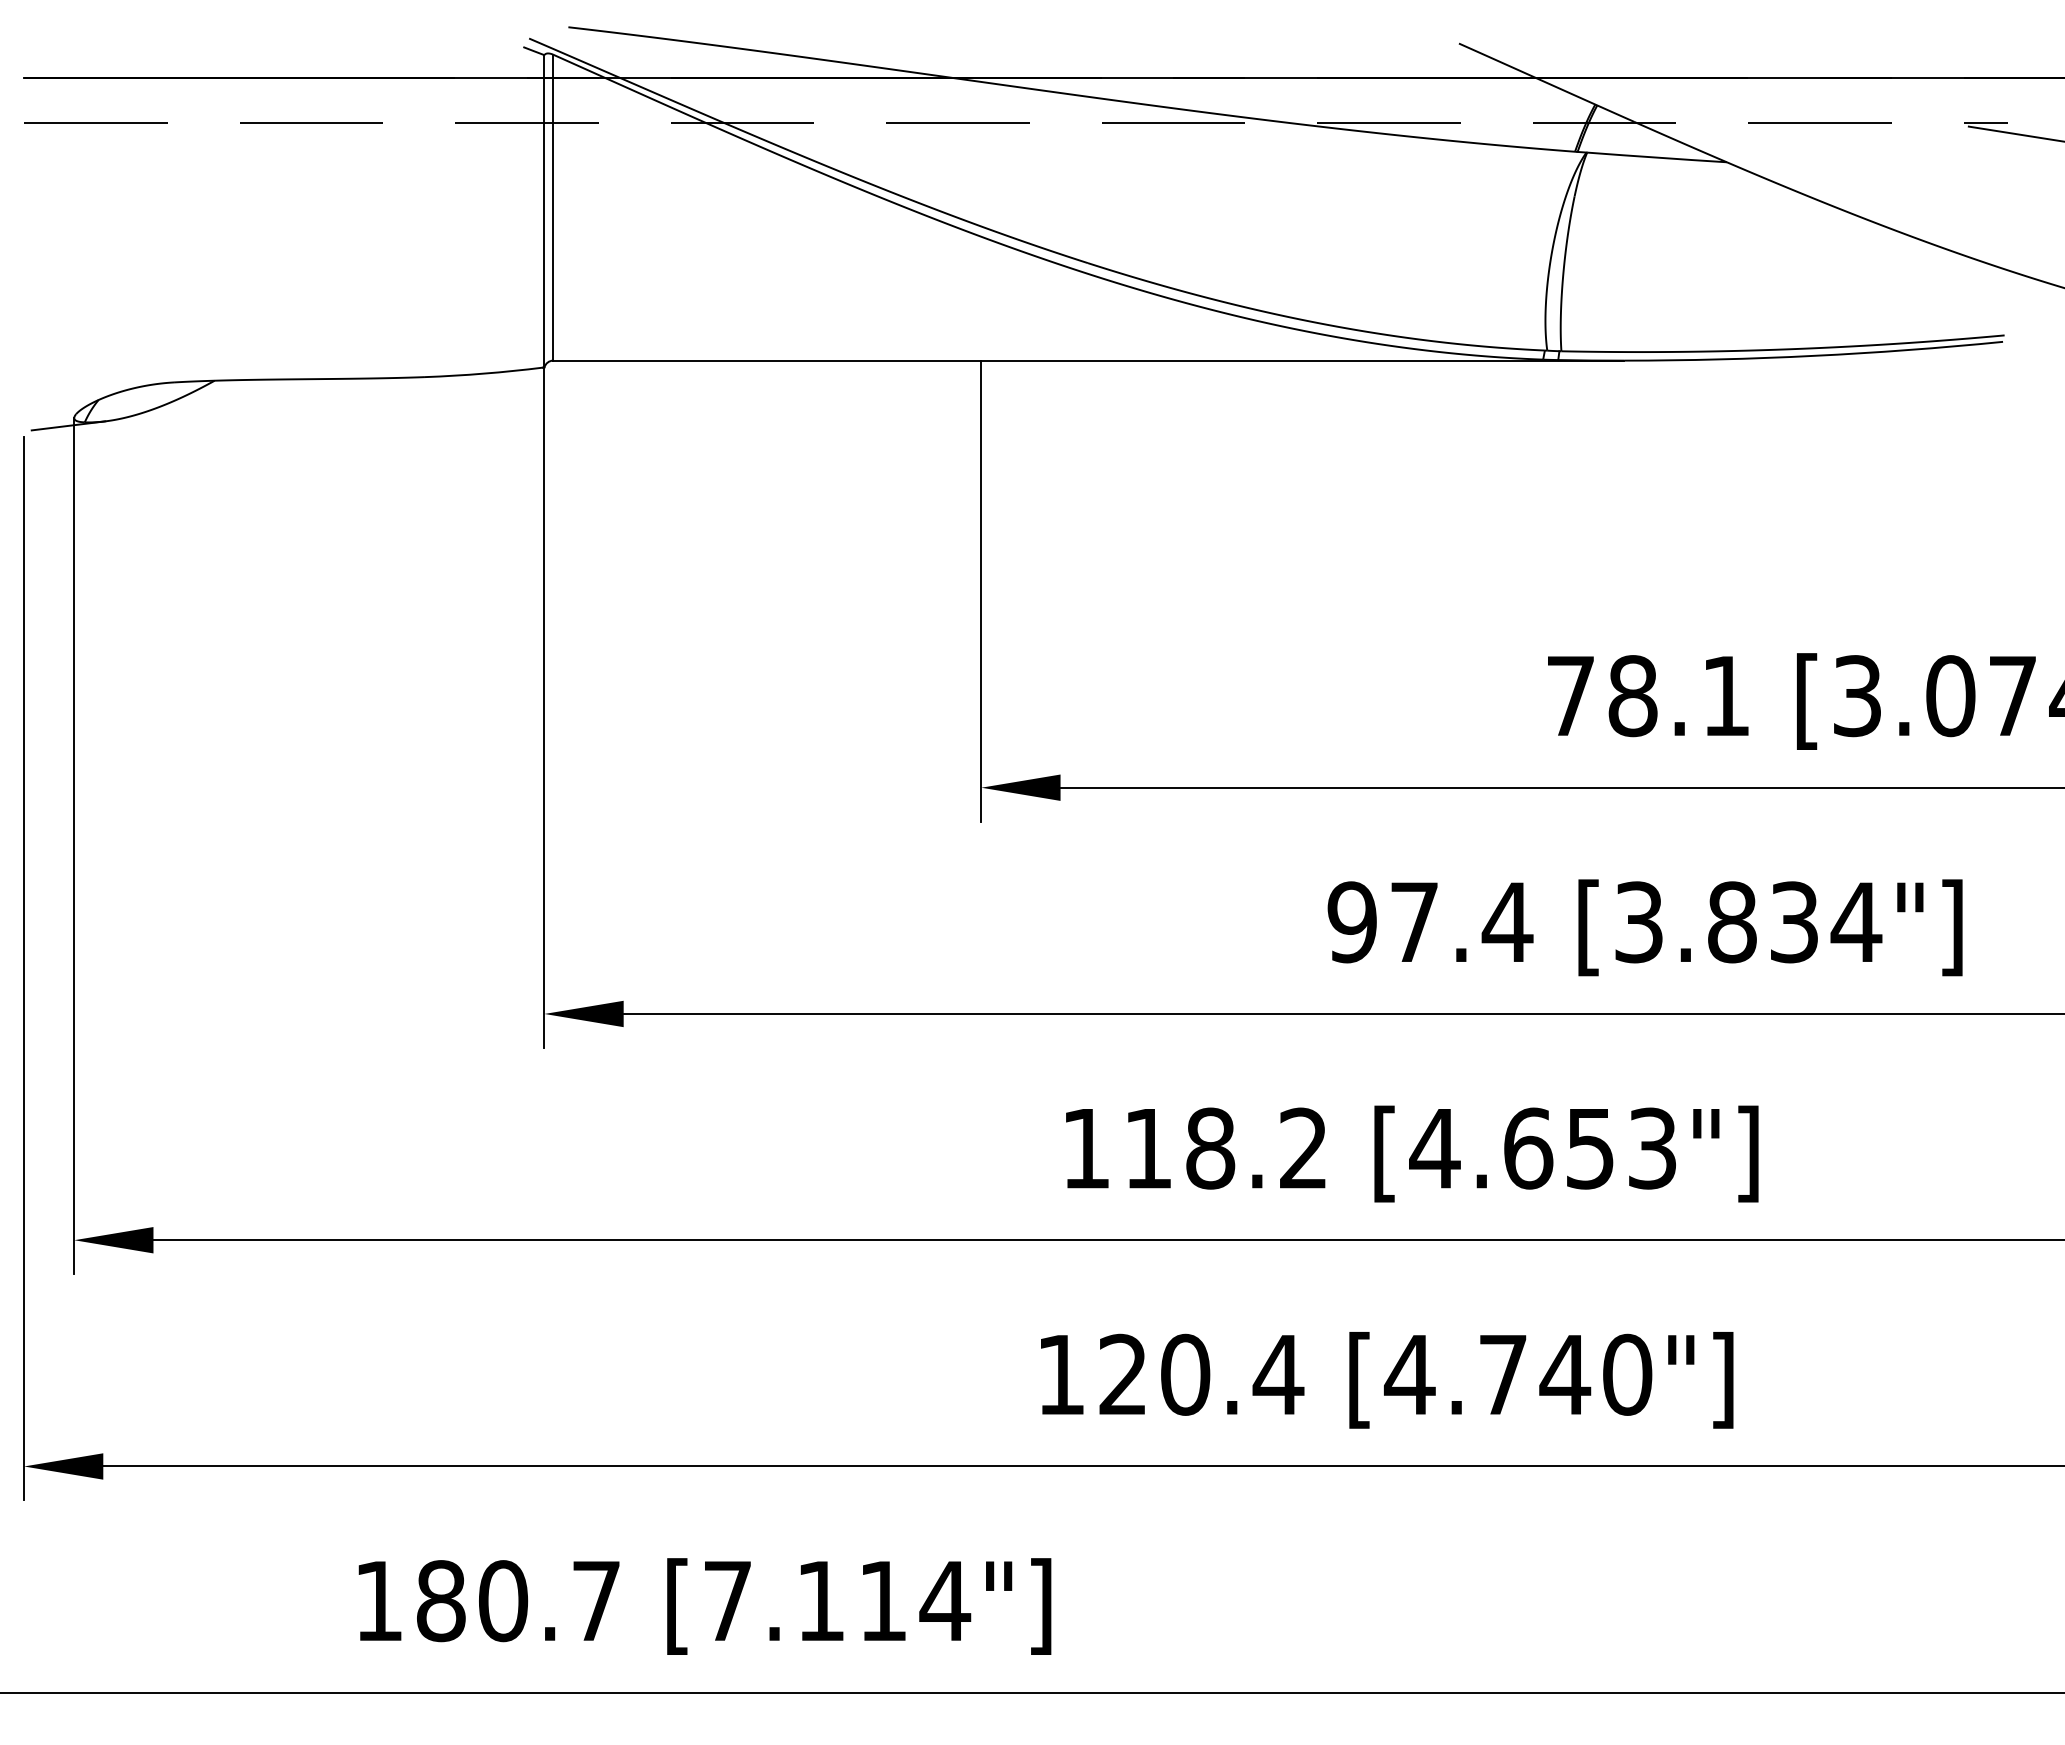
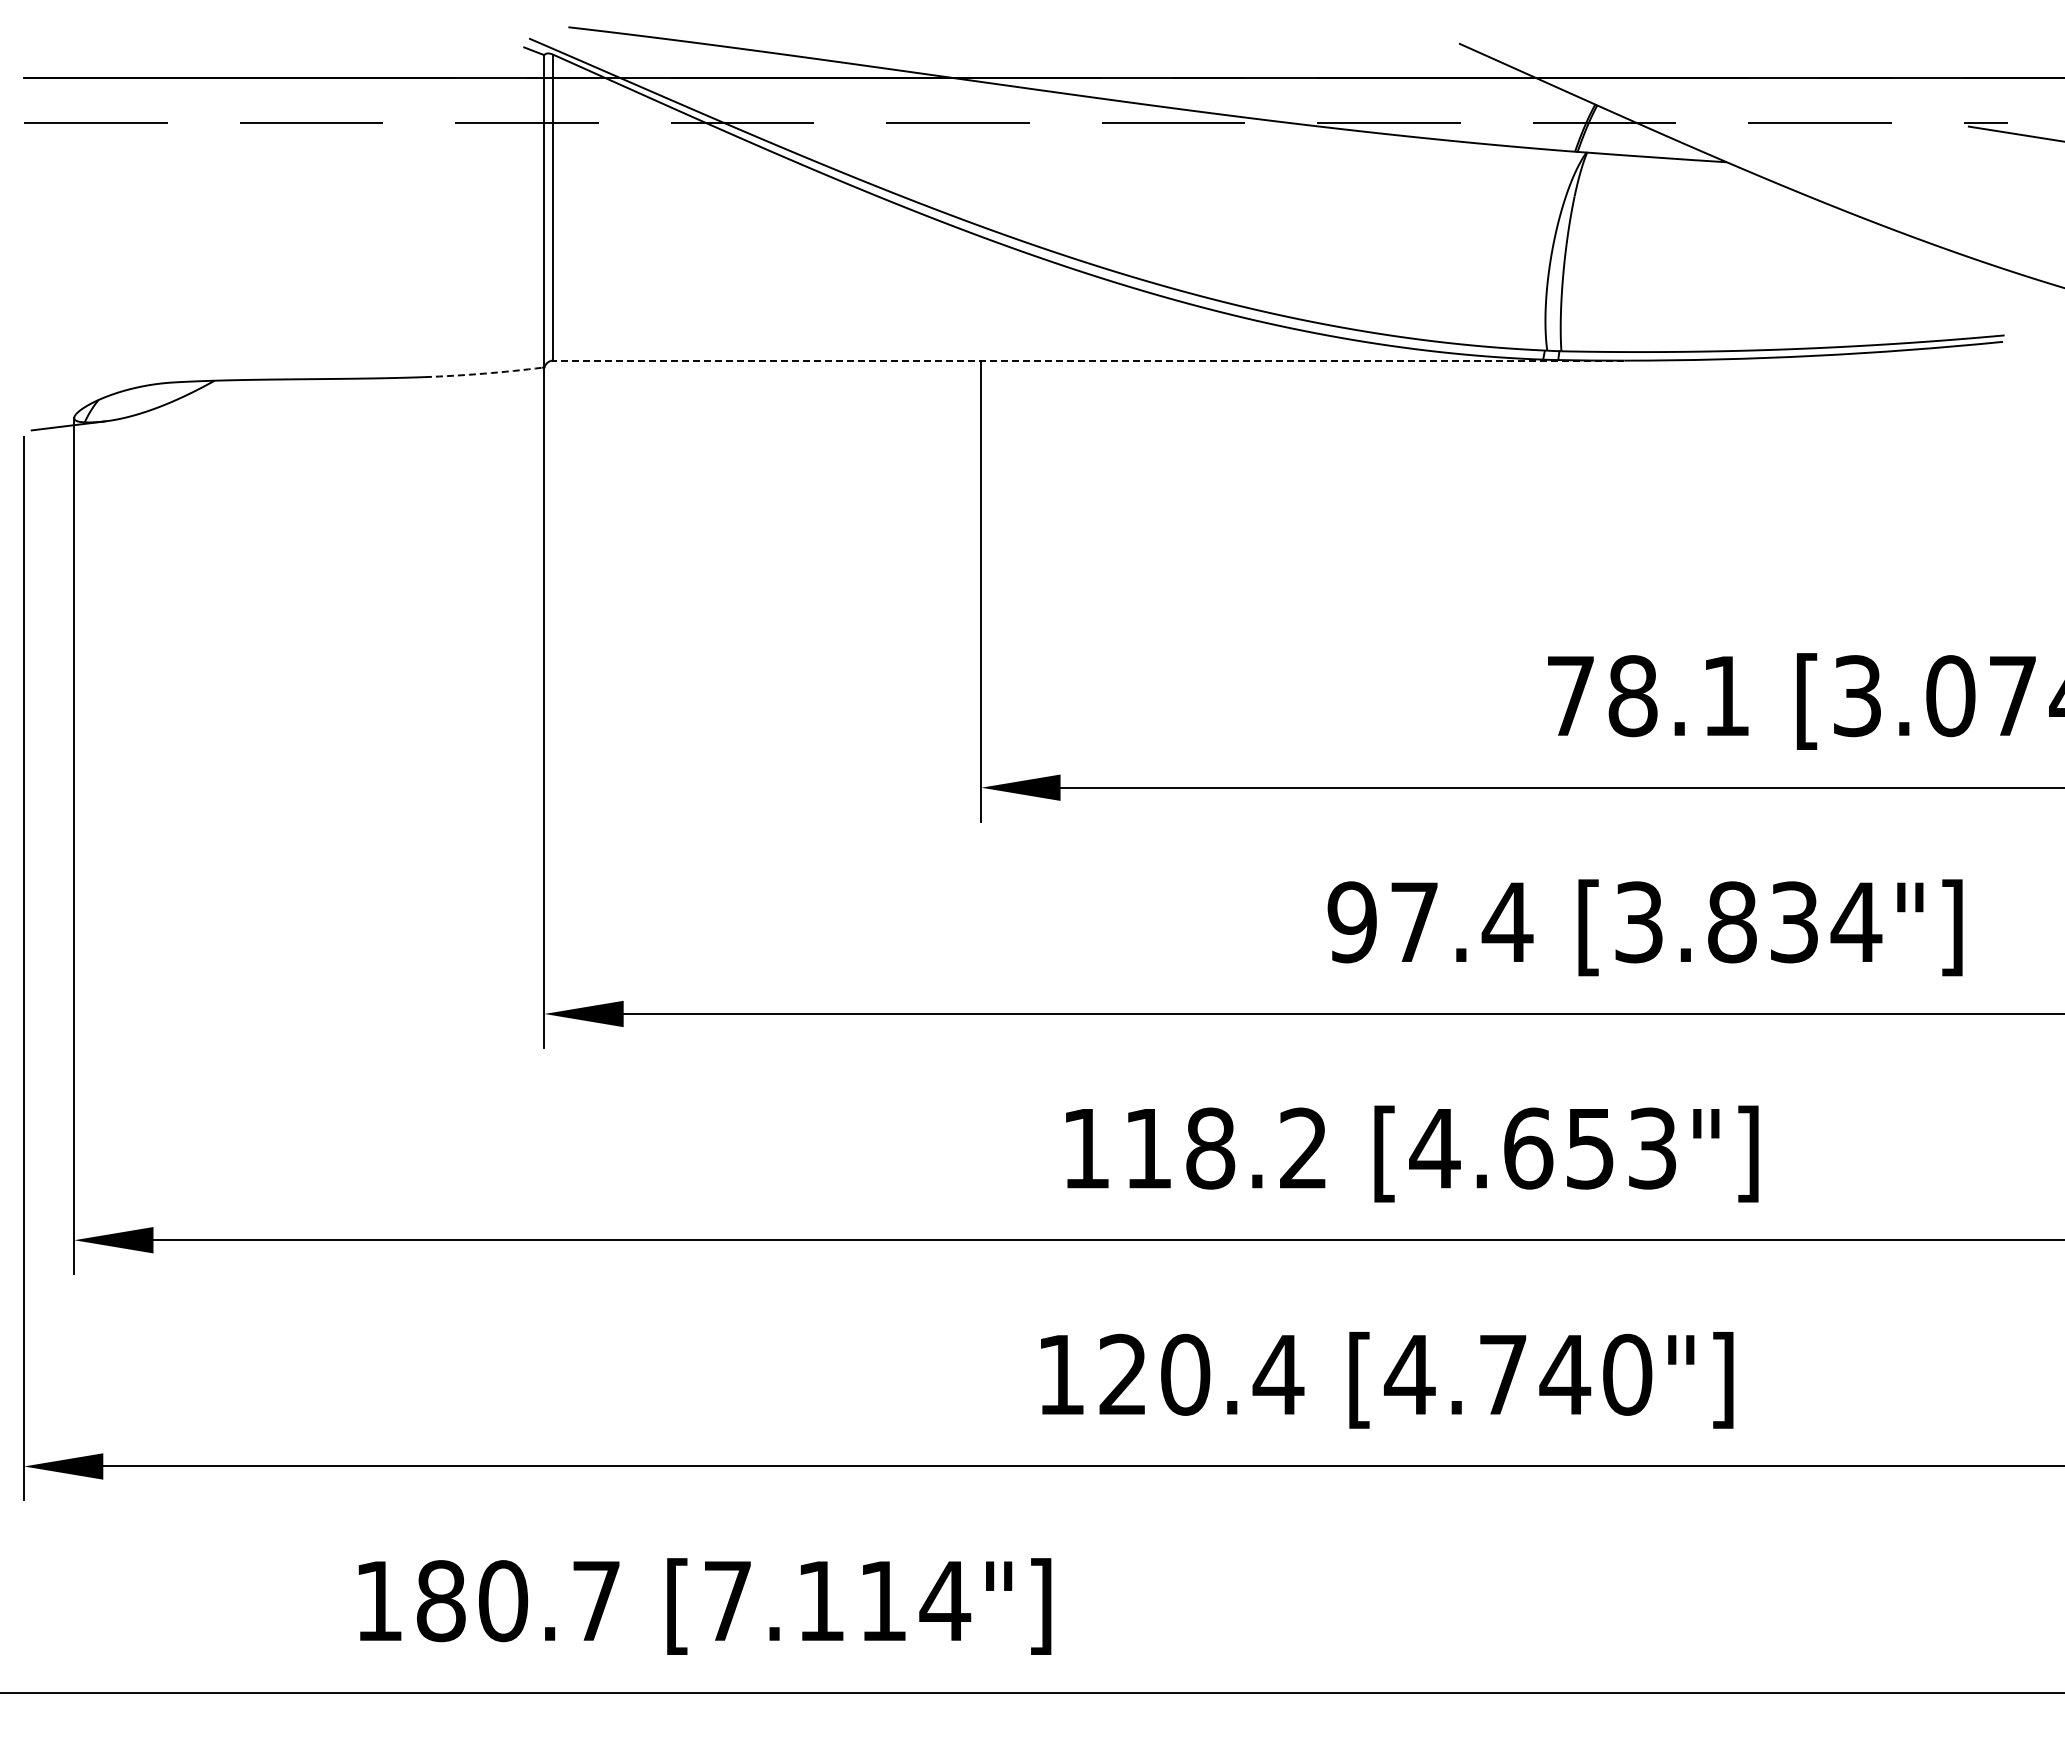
line: solid -> dashed (1088, 360)
arc: solid -> dashed (484, 373)
